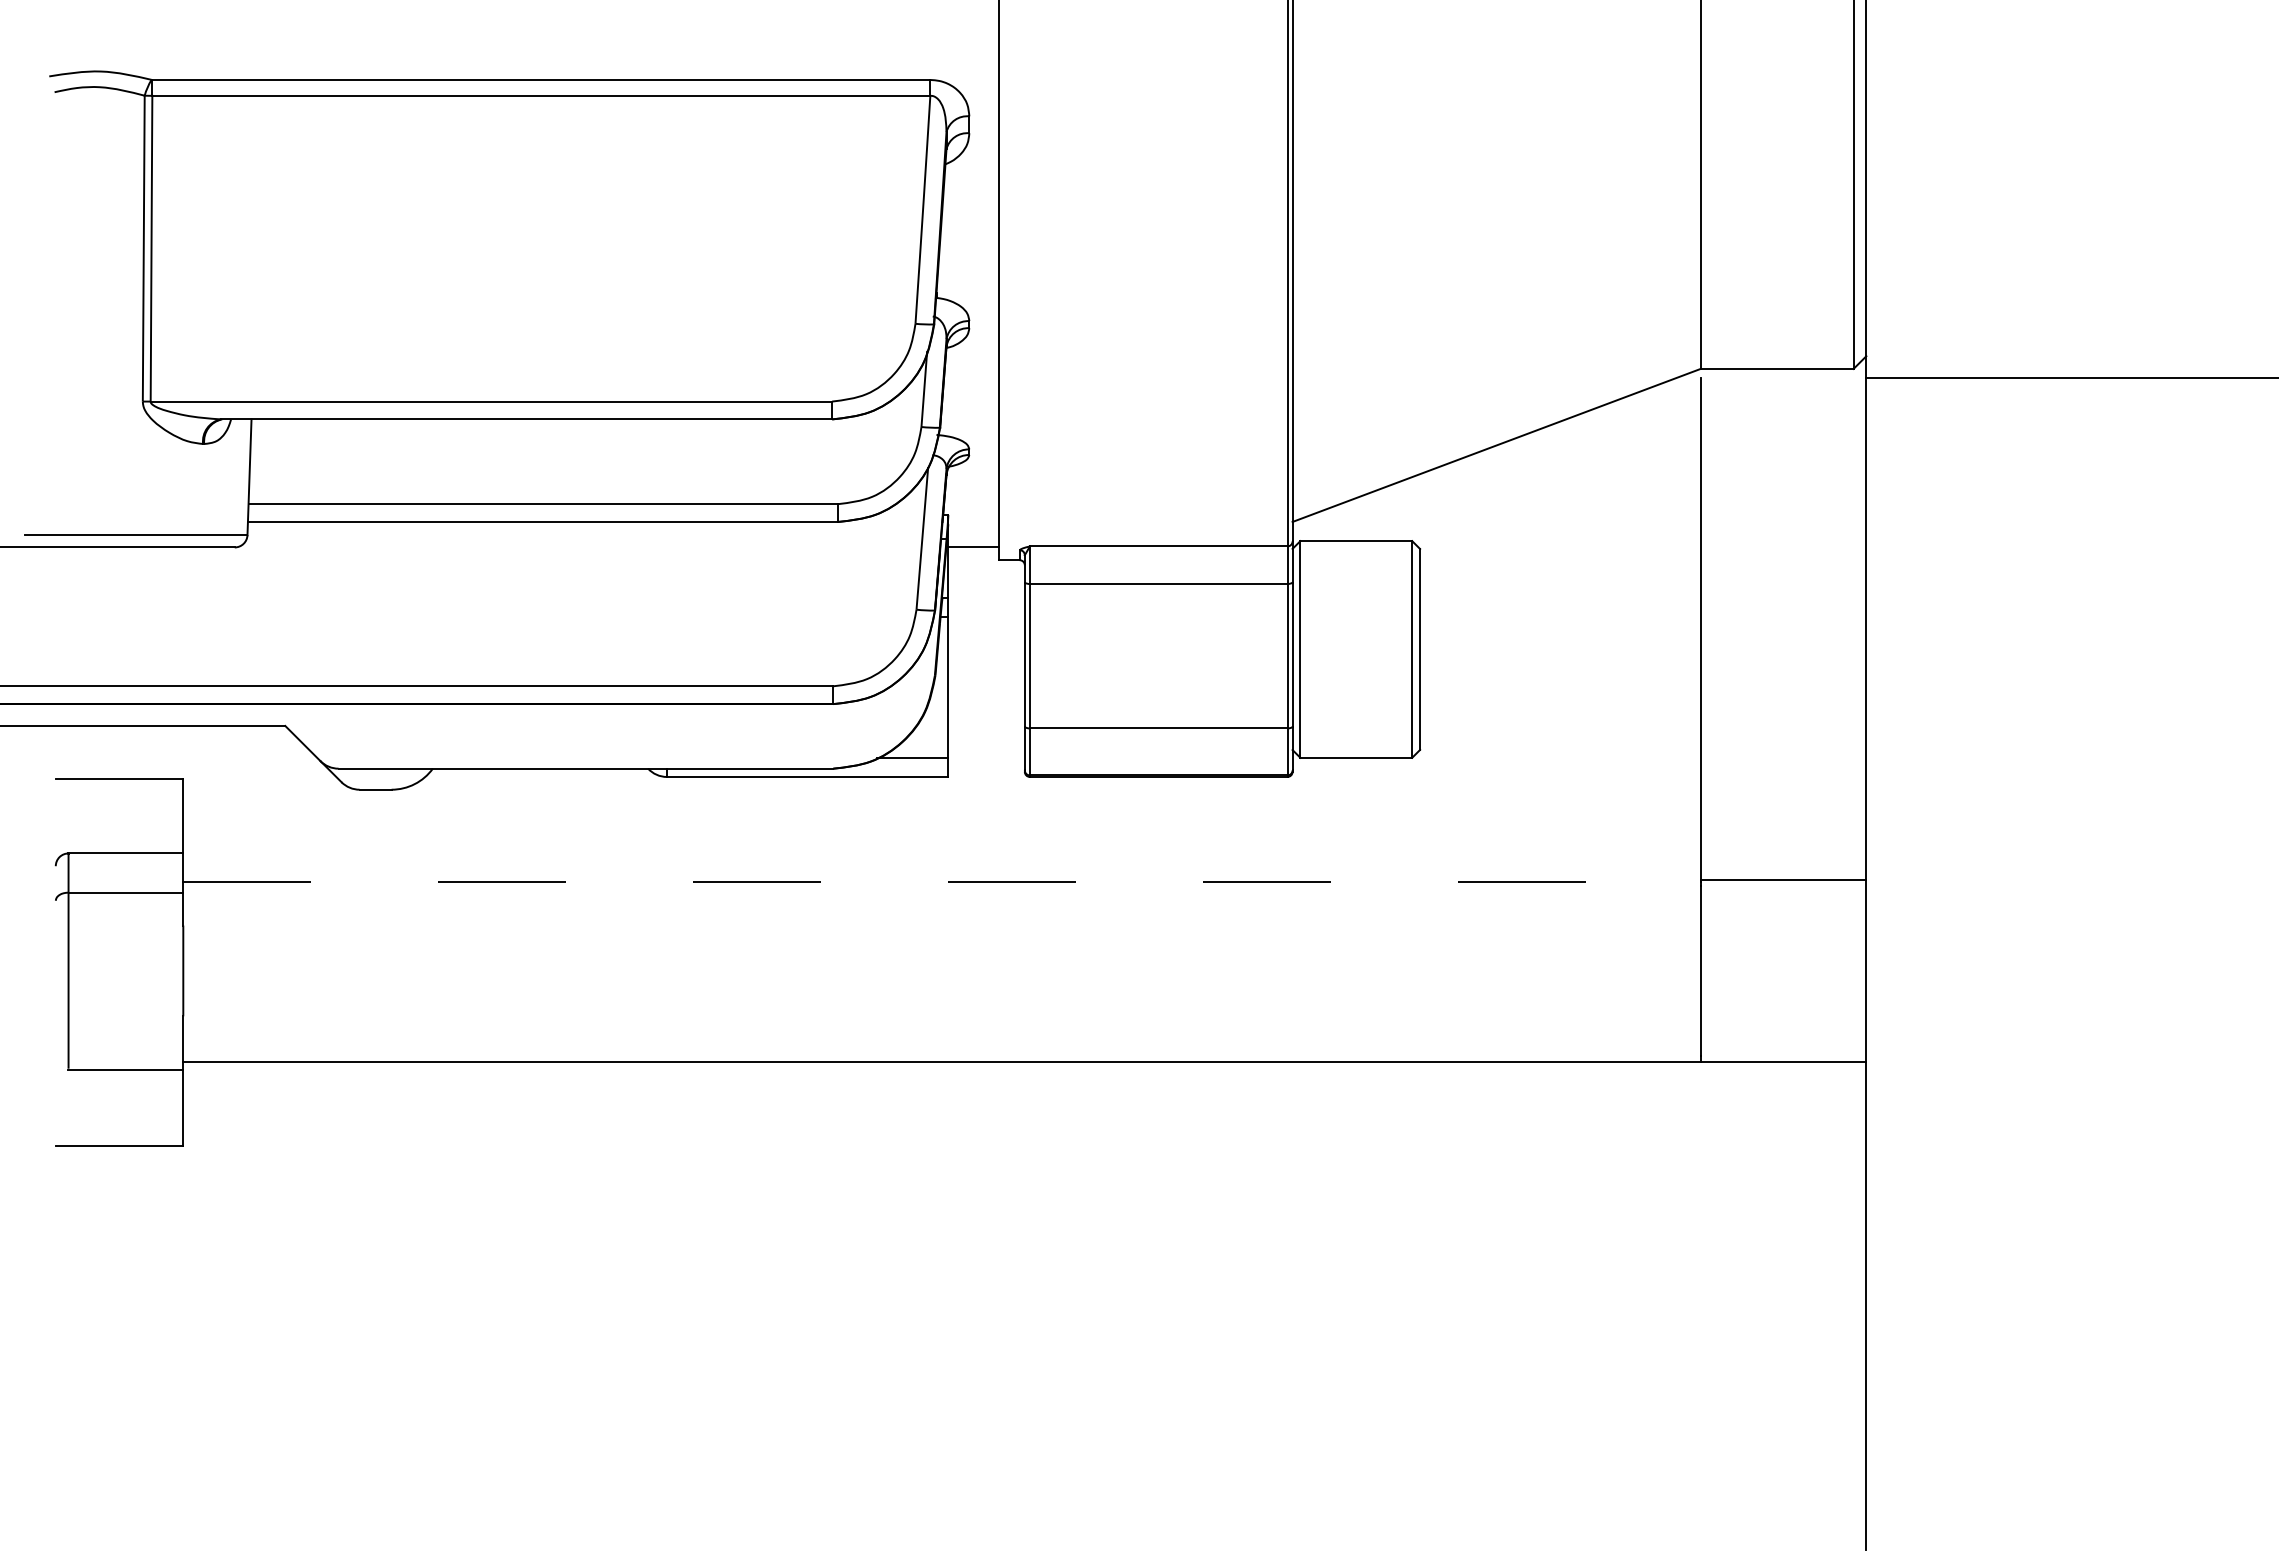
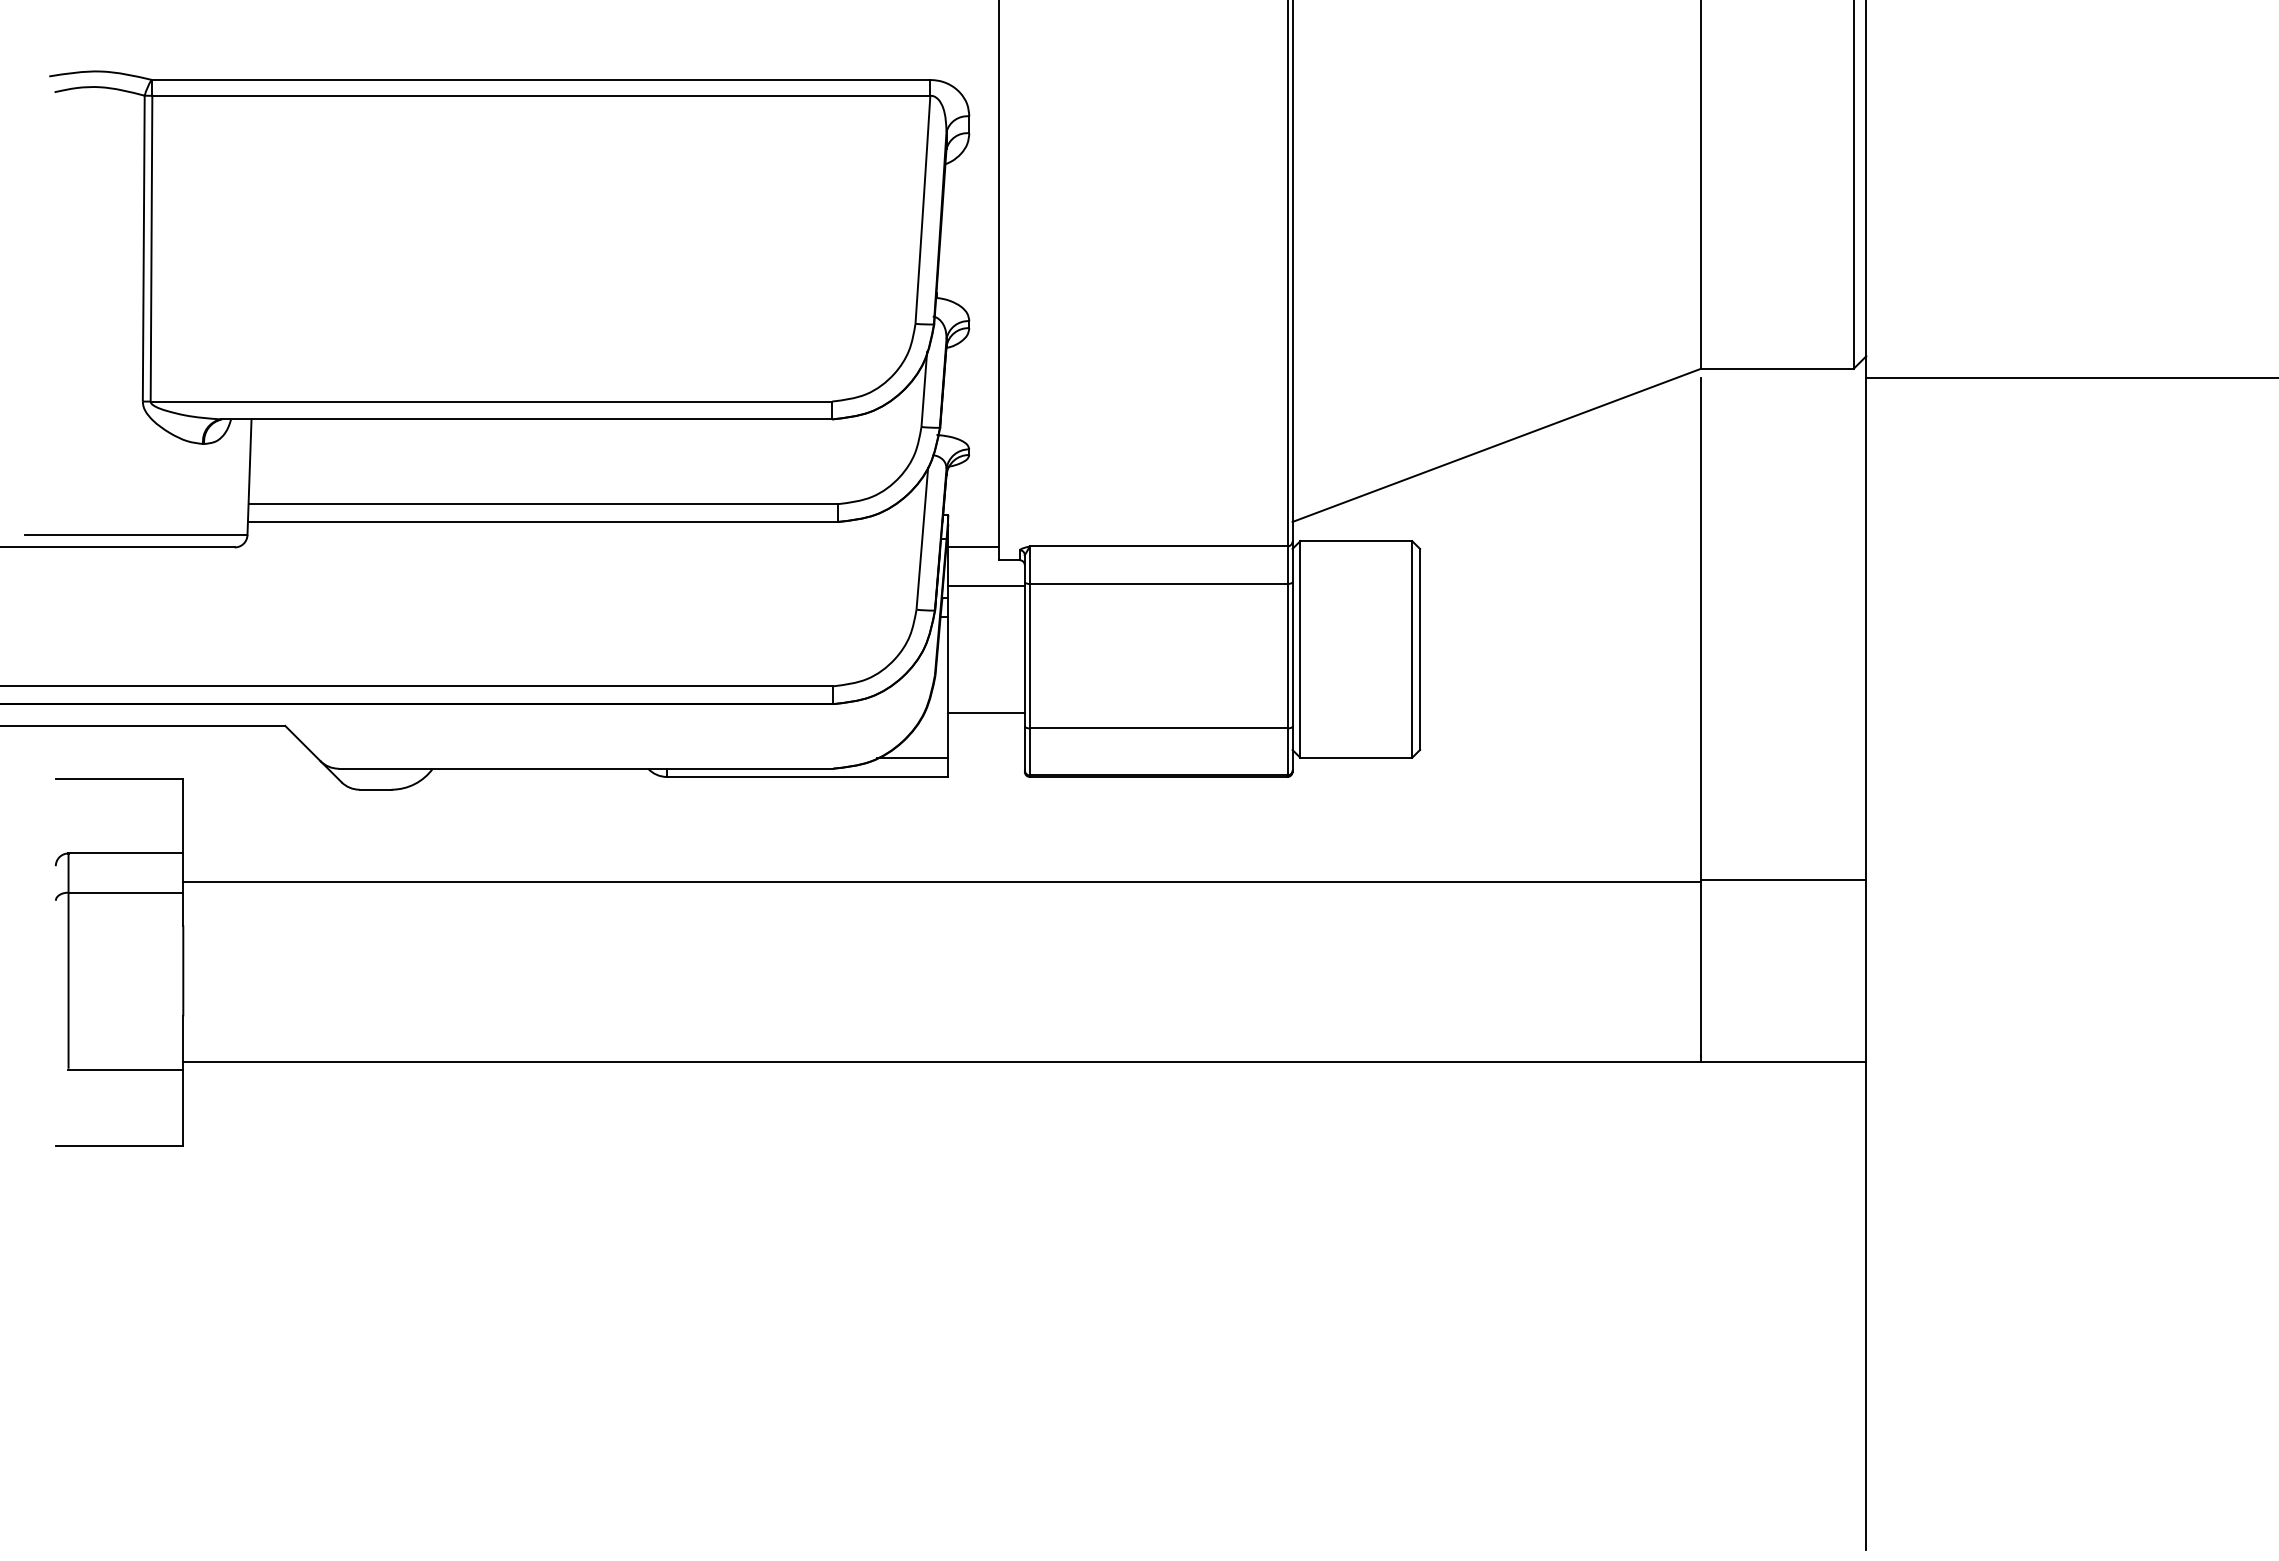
line: none -> present (986, 585)
line: none -> present (986, 713)
line: dashed -> solid (941, 882)
